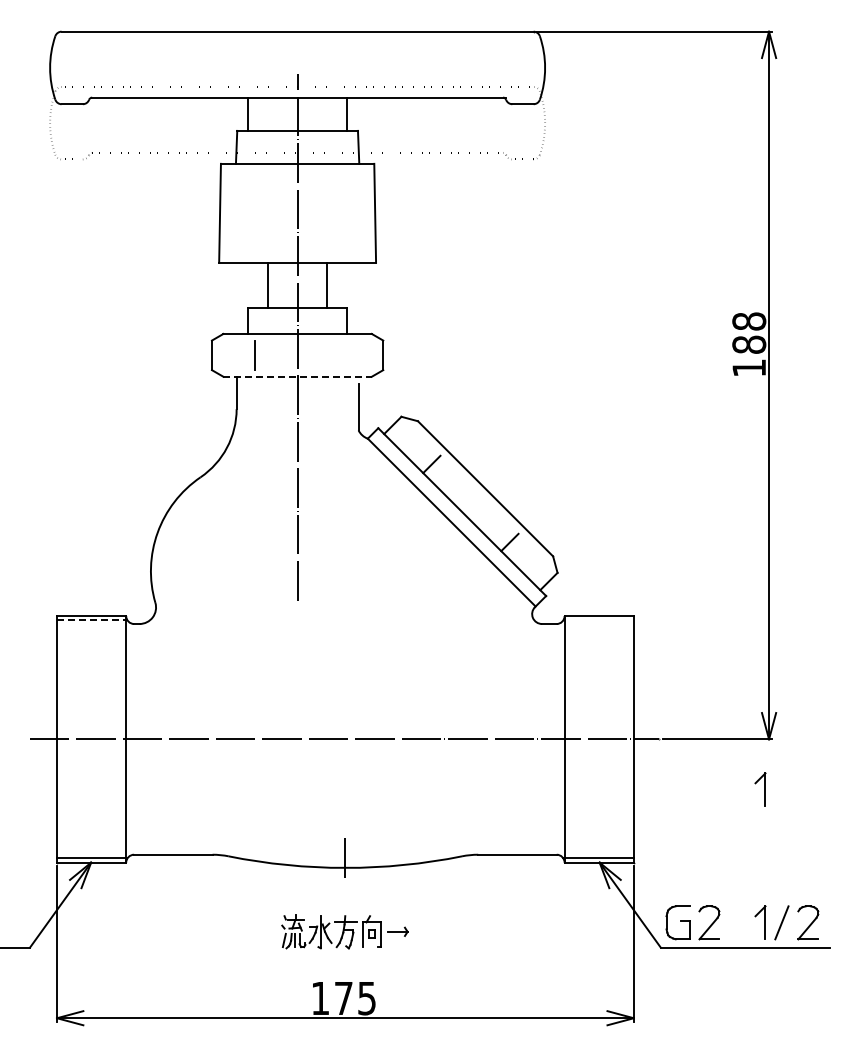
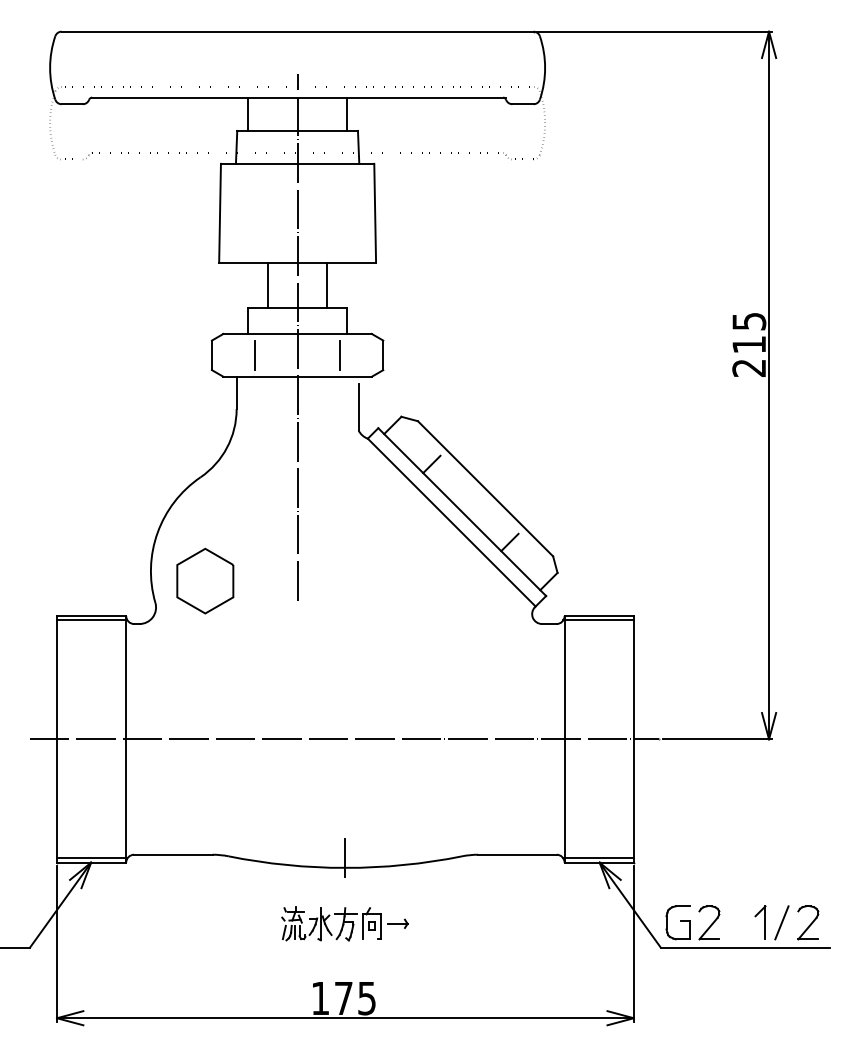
text: 188 -> 215 (749, 344)
line: none -> present (340, 355)
line: dashed -> solid (298, 376)
part: none -> present (205, 580)
line: dashed -> solid (92, 620)
line: none -> present (598, 620)
part: present -> none (760, 789)
part position: (344, 931) -> (344, 923) (344, 923)
